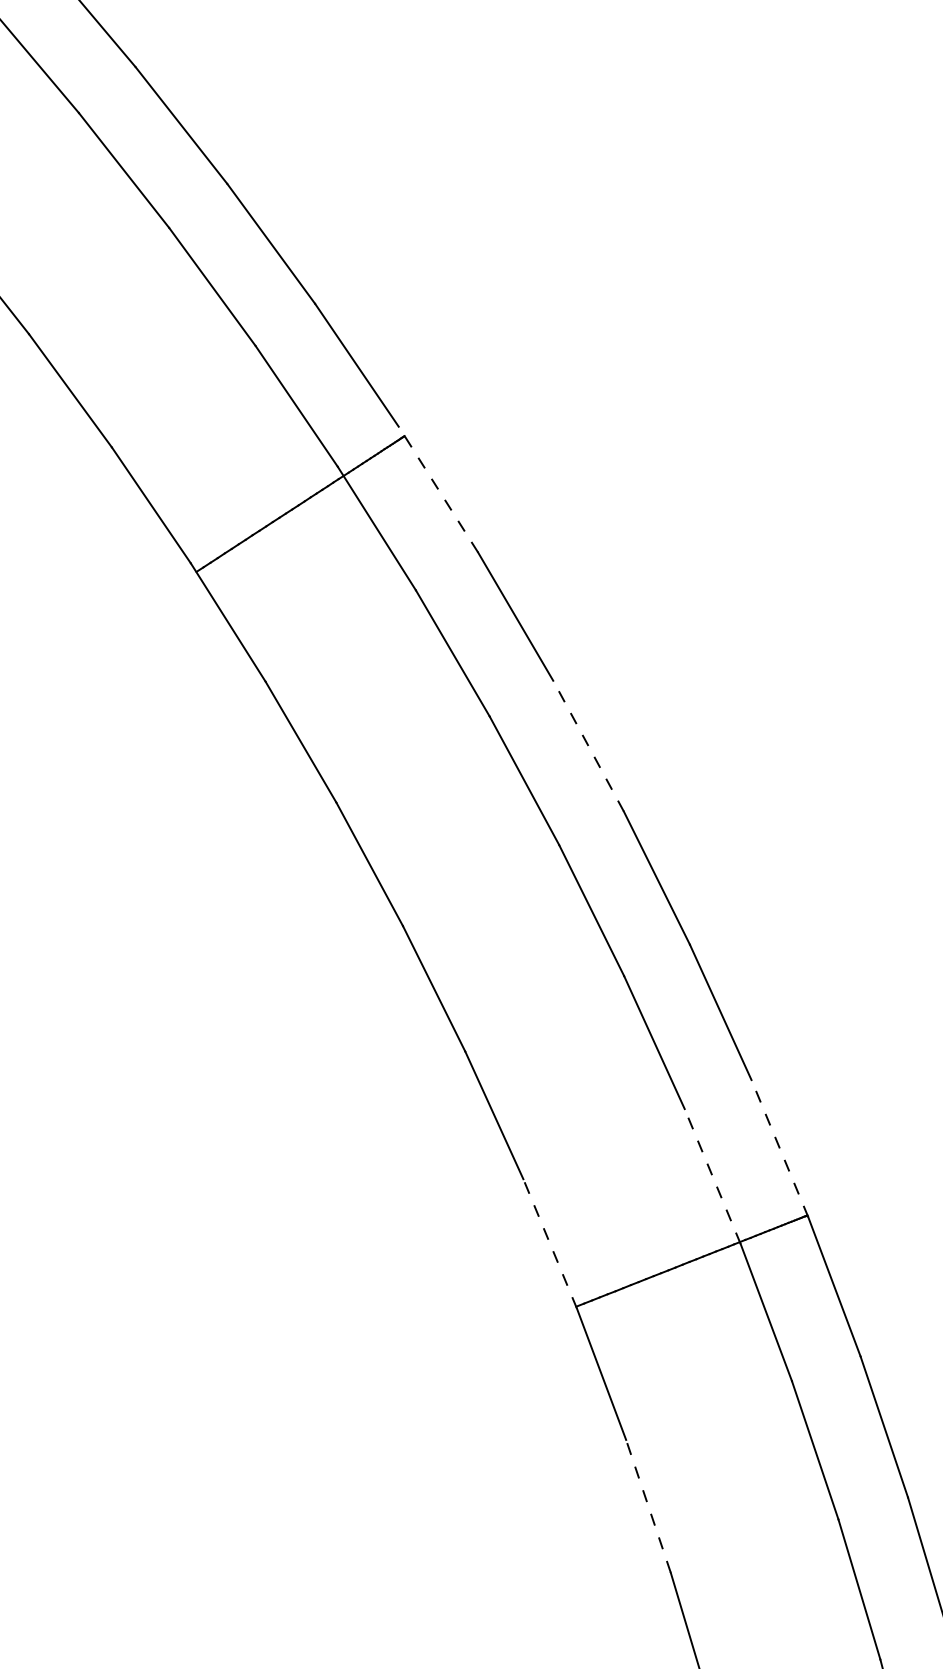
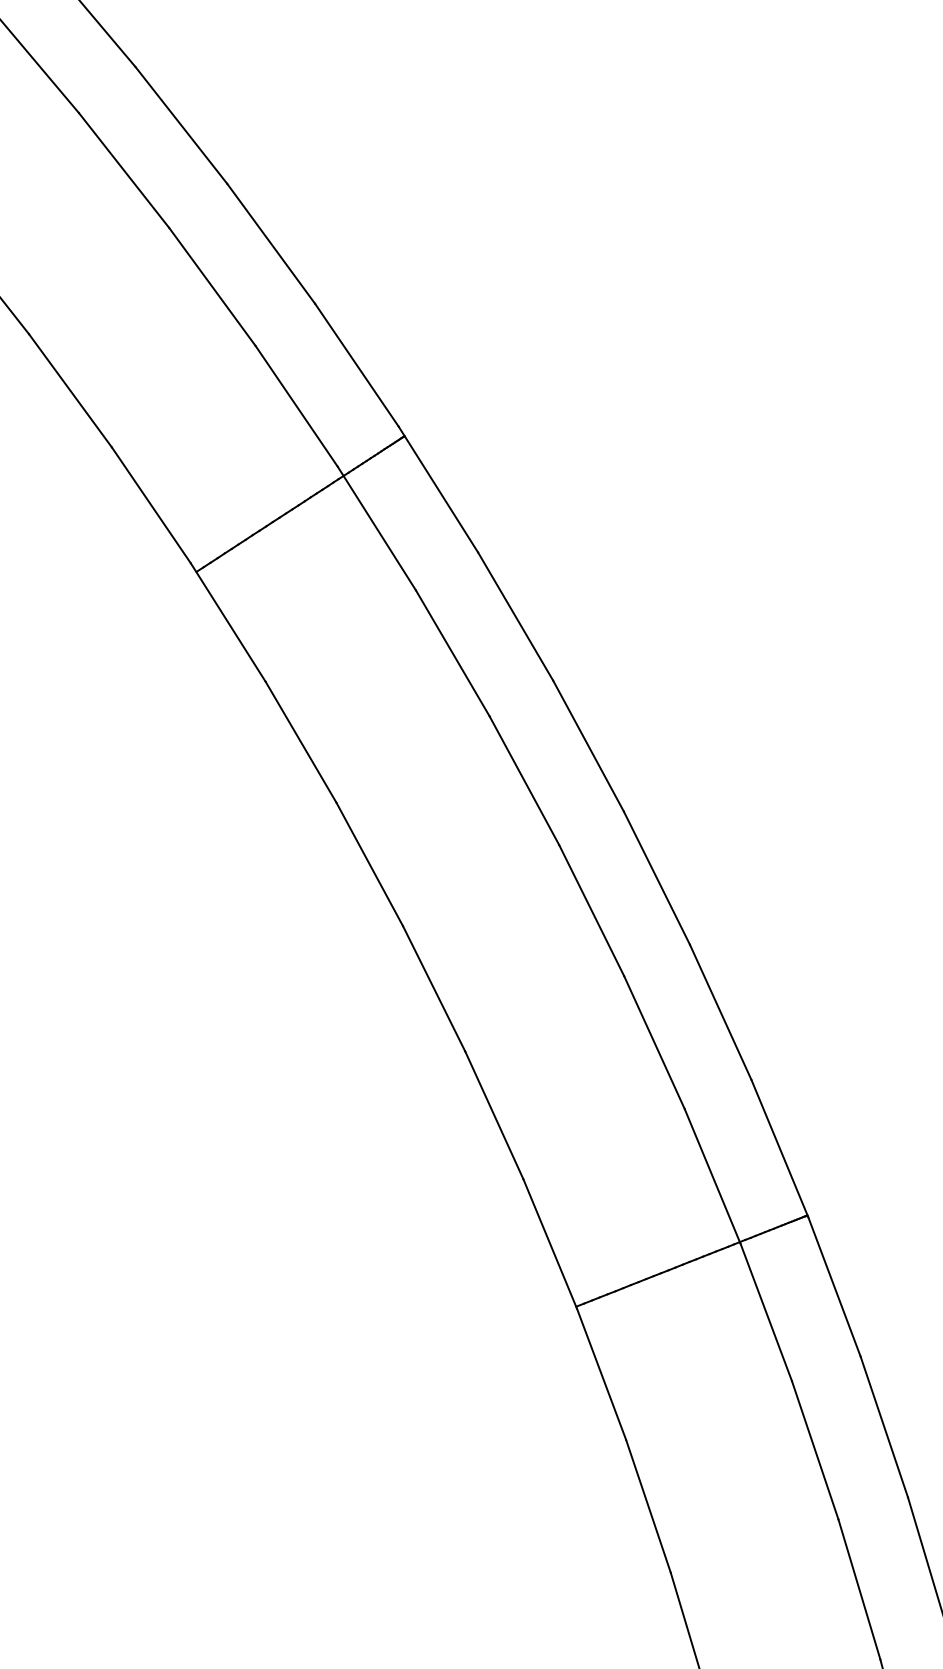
line: dashed -> solid (438, 489)
line: dashed -> solid (588, 745)
line: dashed -> solid (779, 1148)
line: dashed -> solid (712, 1176)
line: dashed -> solid (550, 1243)
line: dashed -> solid (648, 1505)
